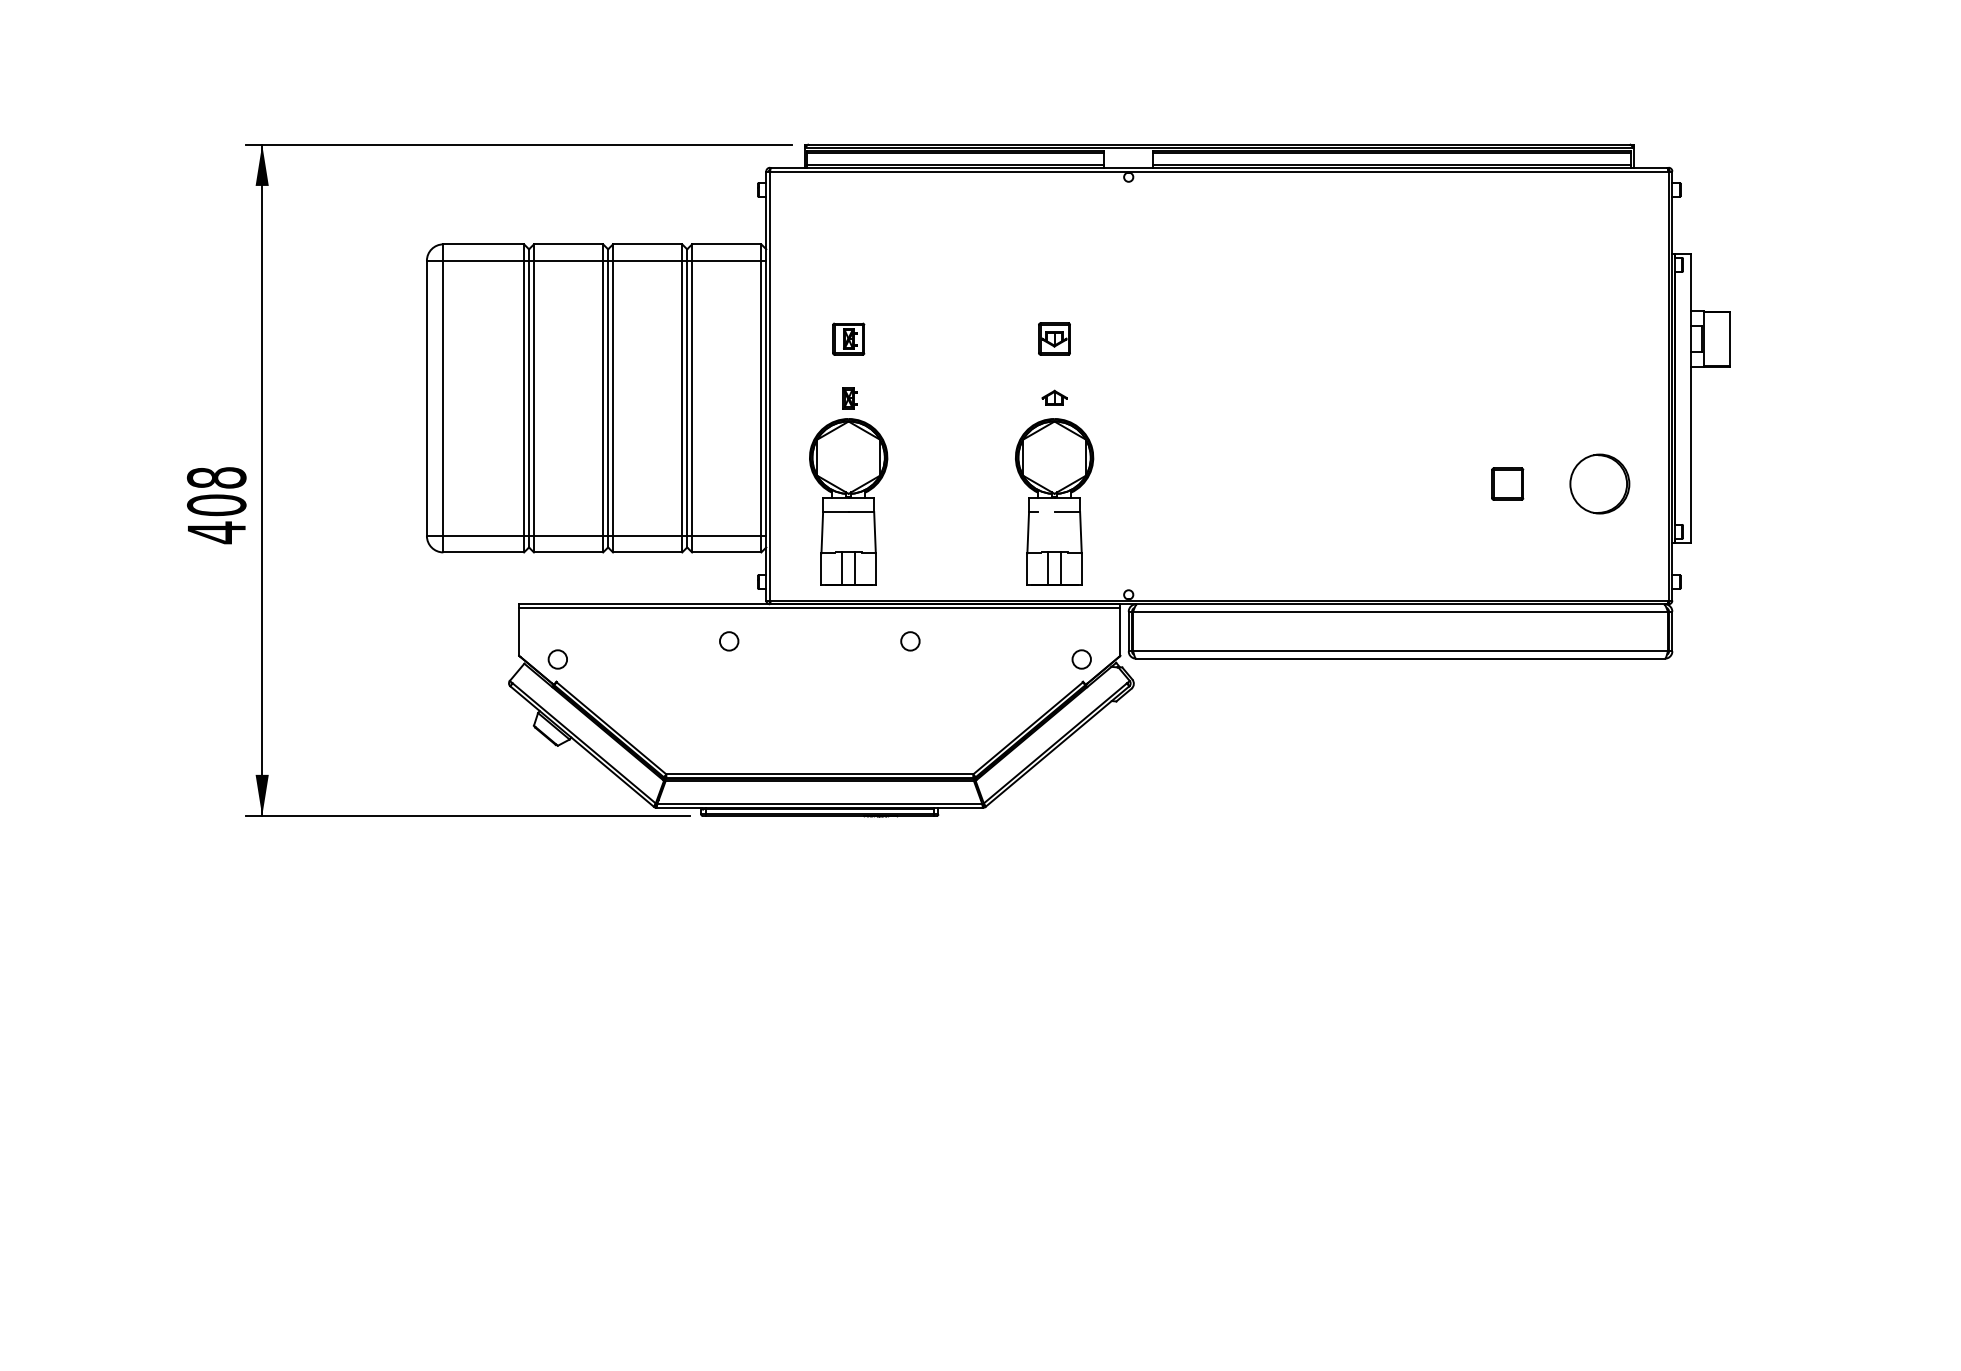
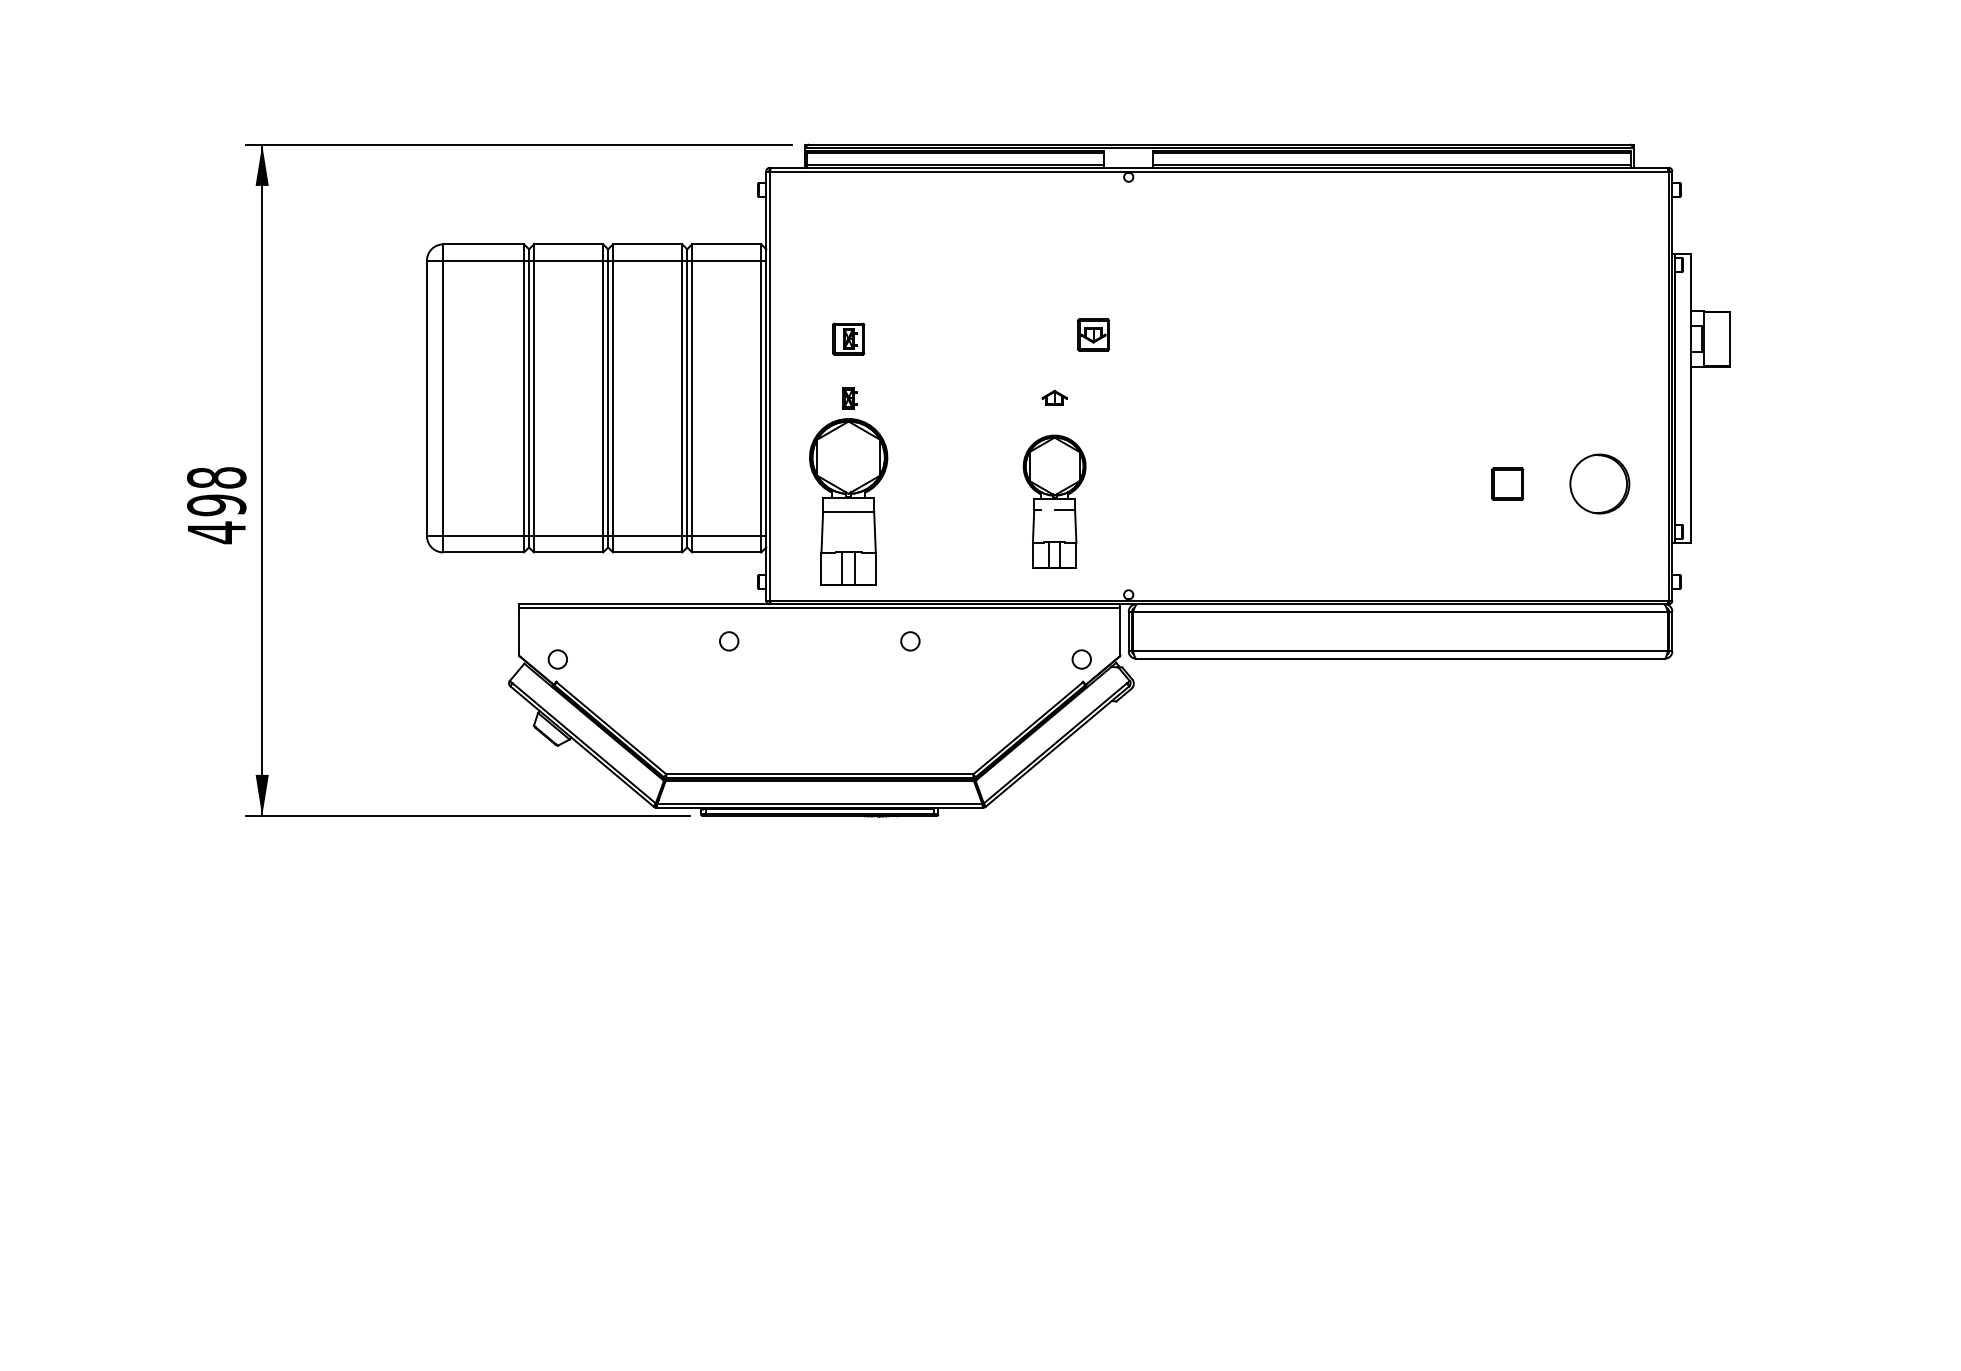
part position: (1054, 338) -> (1093, 334) (1093, 334)
part size: 80x168 px -> 65x135 px (1054, 501)
text: 408 -> 498 (216, 505)
